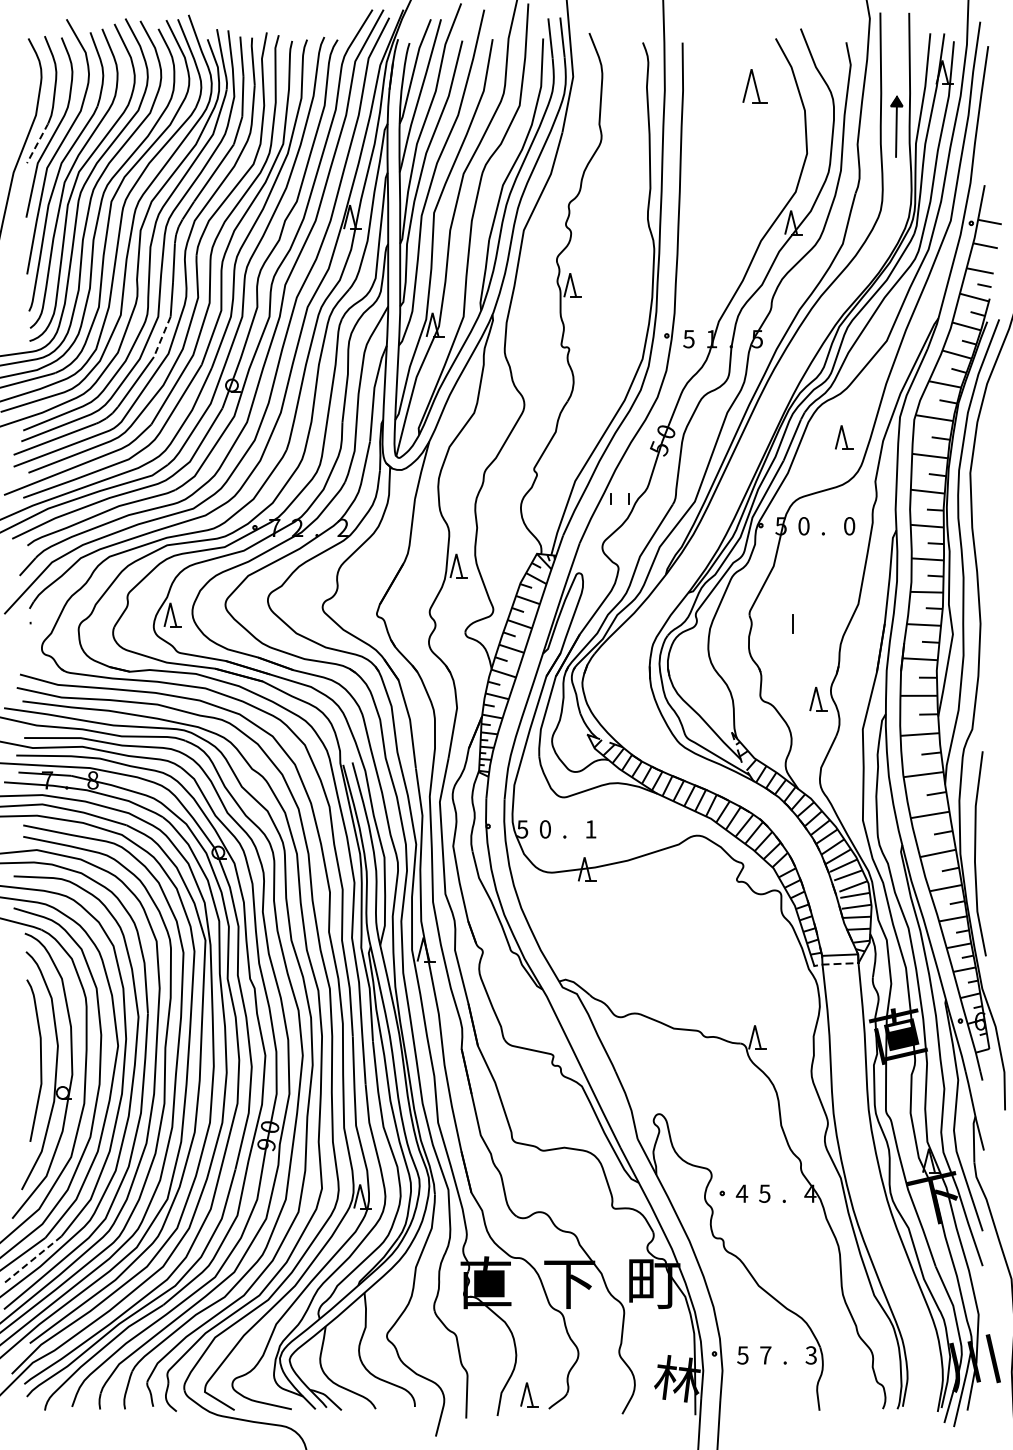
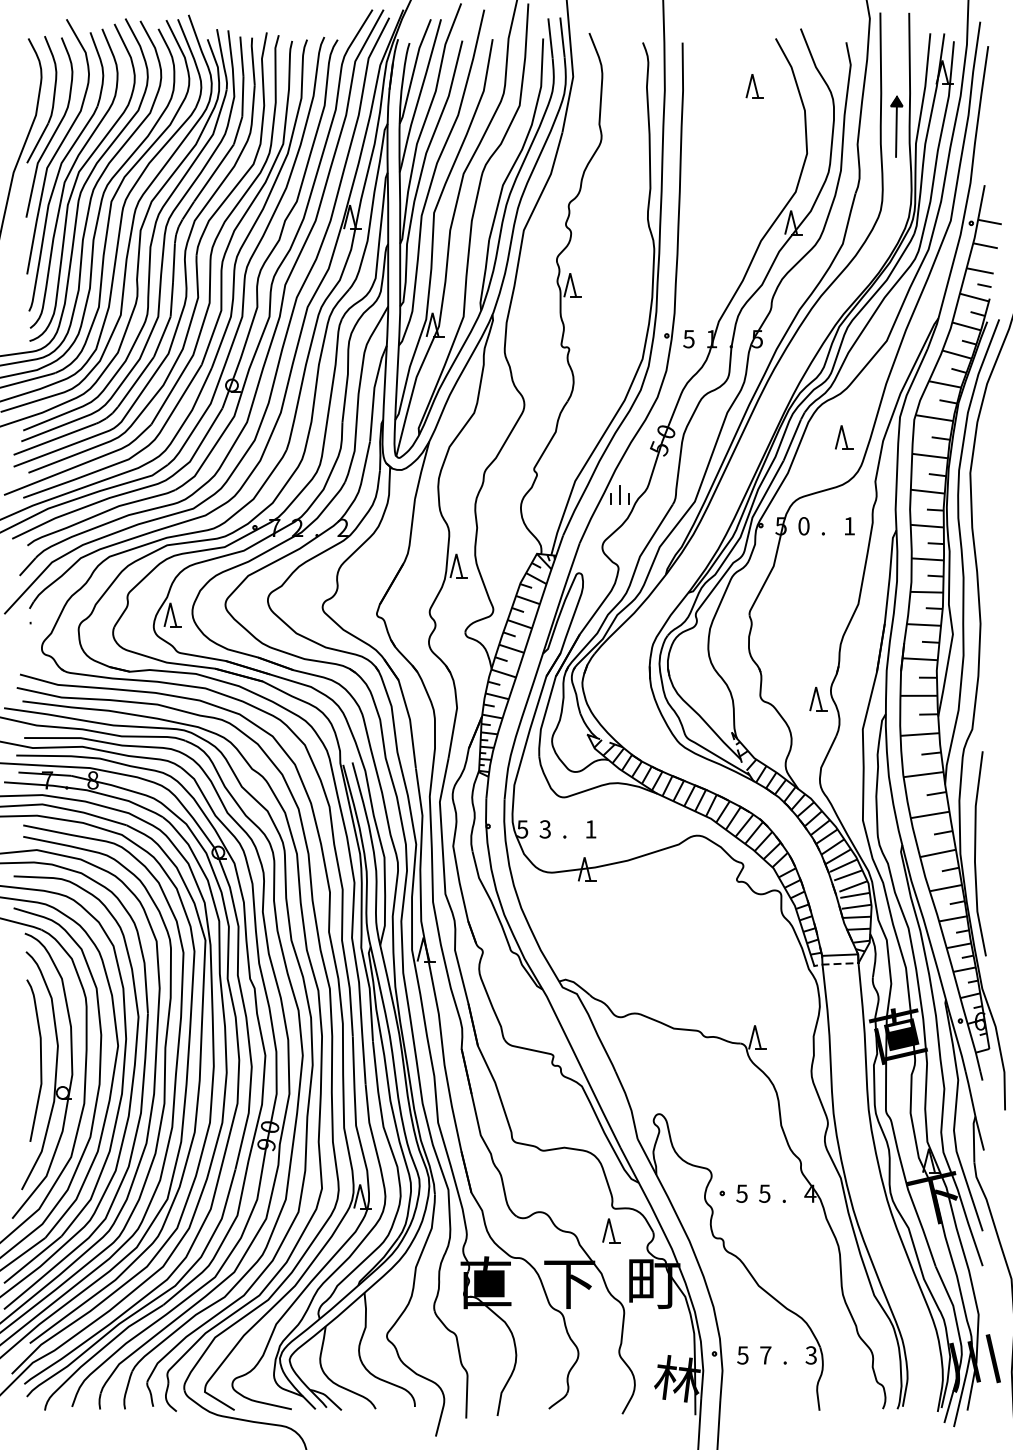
part size: 26x35 px -> 19x25 px (754, 86)
line: dashed -> solid (37, 143)
line: dashed -> solid (162, 336)
text: 0 -> 1 (849, 526)
line position: (792, 623) -> (619, 494) (619, 494)
text: 0 -> 3 (544, 829)
text: 4 -> 5 (741, 1193)
line: dashed -> solid (32, 1260)
part position: (529, 1394) -> (611, 1230) (611, 1230)
